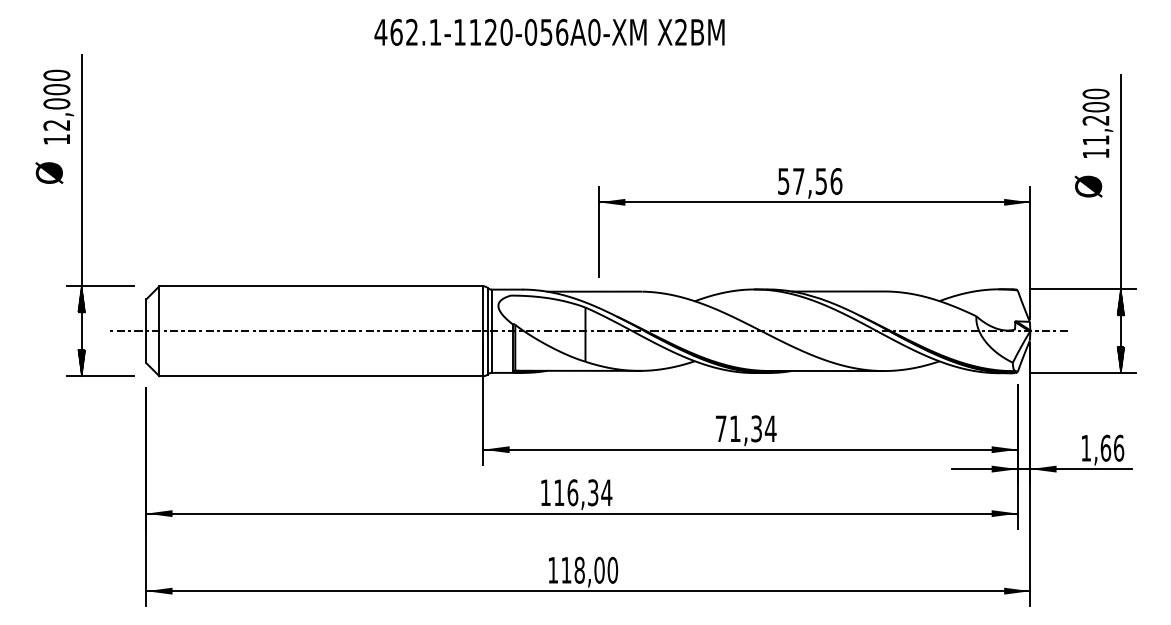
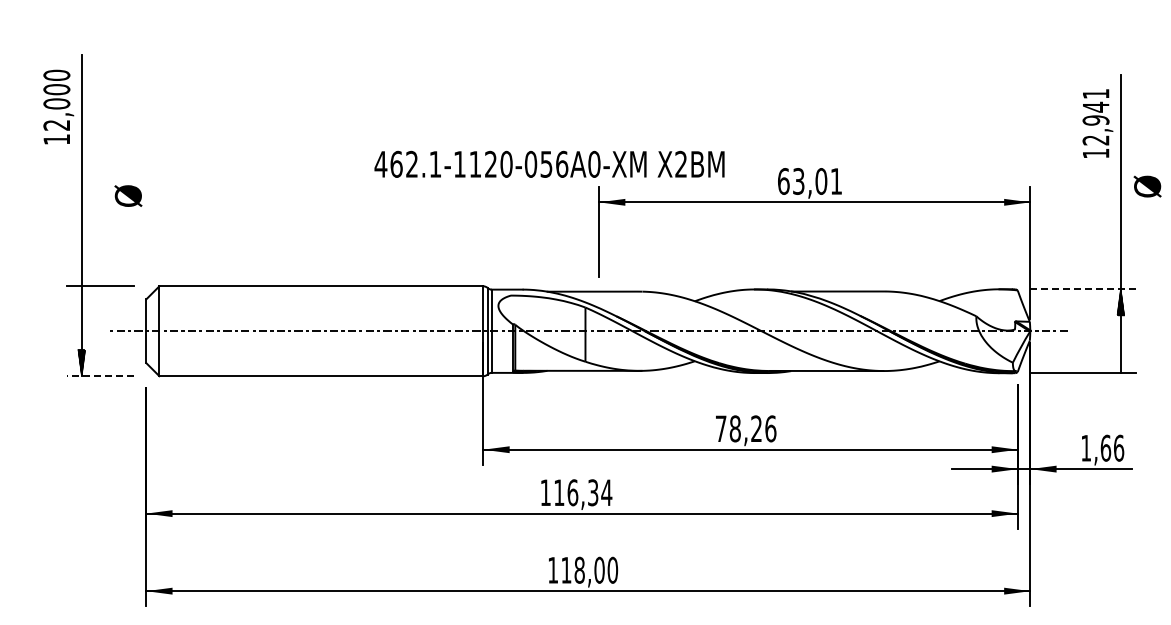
text position: (549, 31) -> (549, 163) (549, 163)
text: 11,200 -> 12,941 (1095, 116)
text position: (49, 172) -> (128, 195) (128, 195)
text: 57,56 -> 63,01 (810, 181)
text position: (1088, 186) -> (1147, 186) (1147, 186)
line: solid -> dashed (1083, 289)
hatch: present -> none (81, 299)
hatch: present -> none (1120, 359)
line: solid -> dashed (100, 376)
text: 71,34 -> 78,26 (752, 428)
